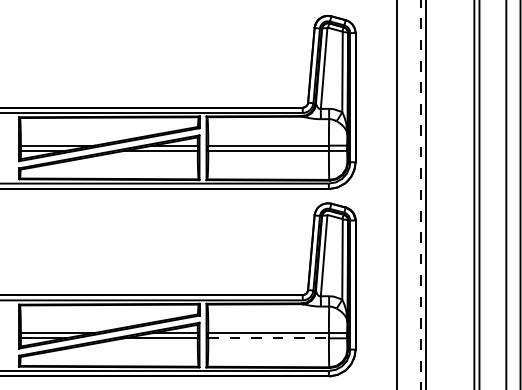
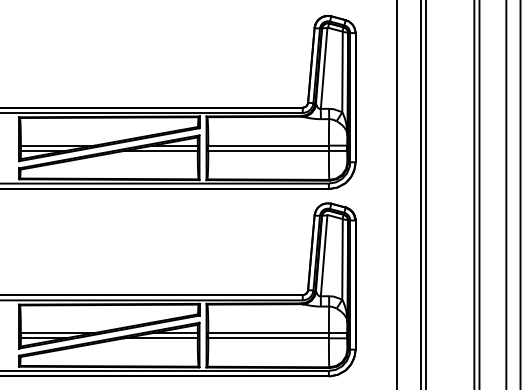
line: dashed -> solid (421, 194)
line: dashed -> solid (269, 338)
